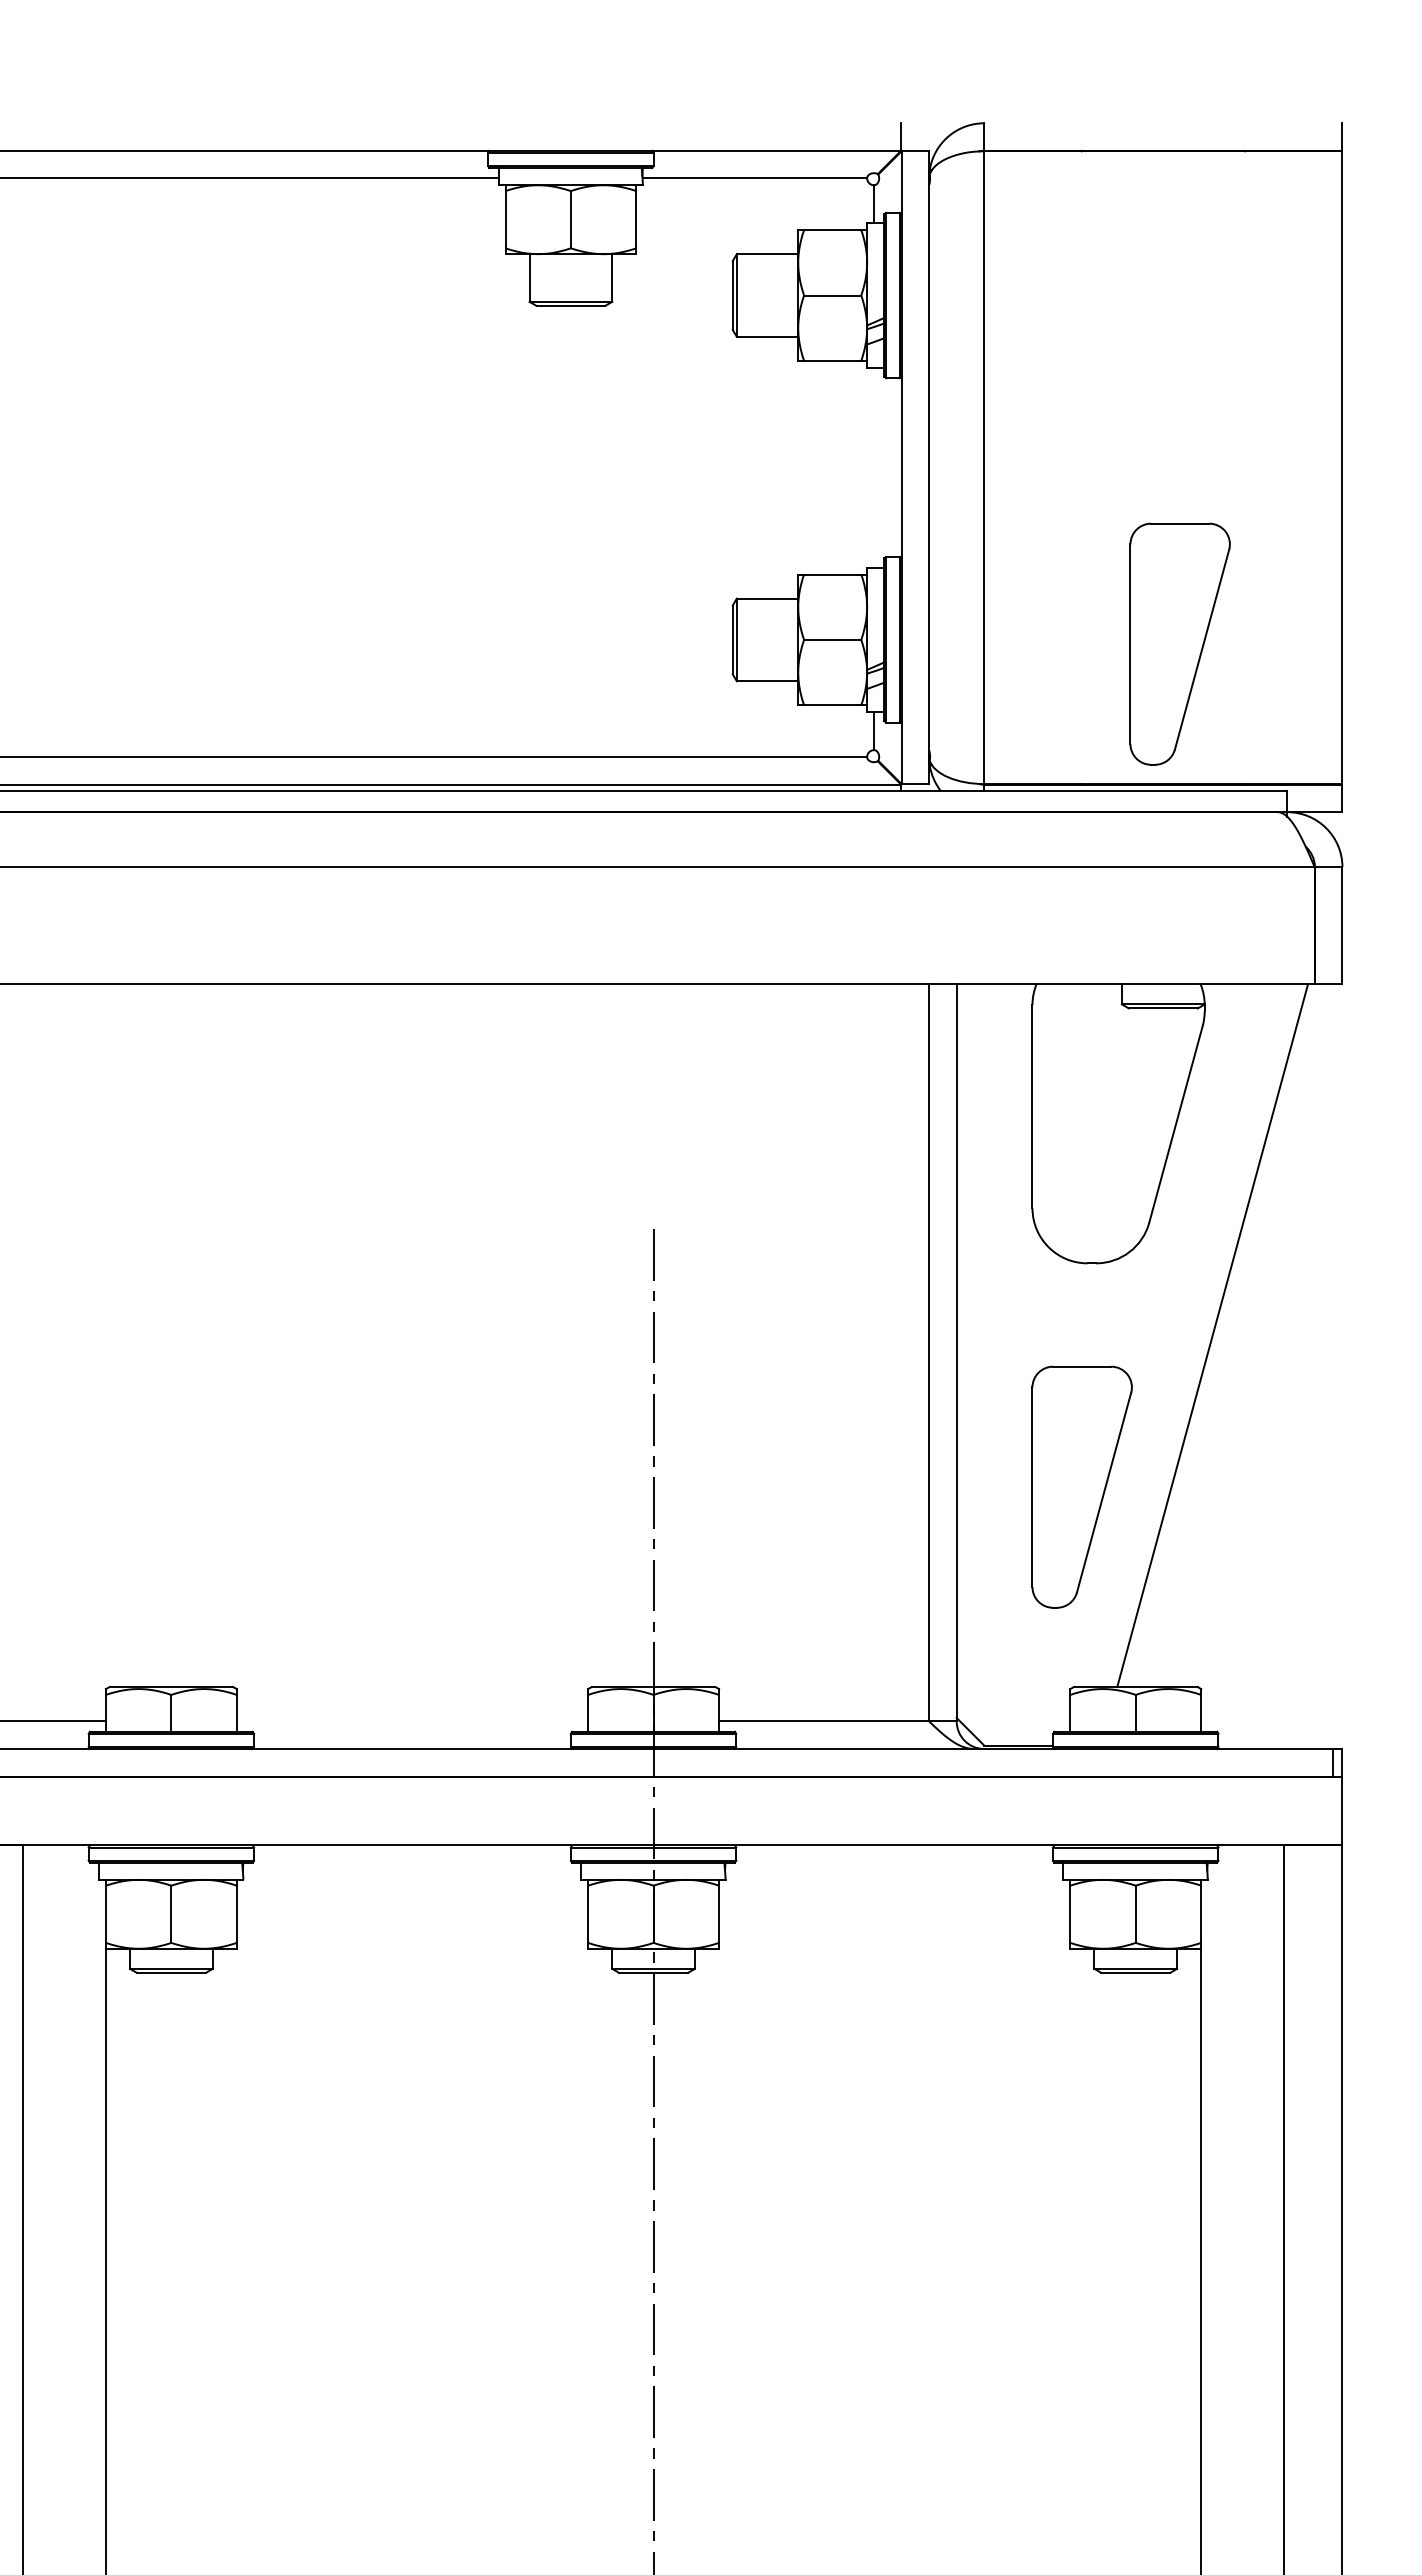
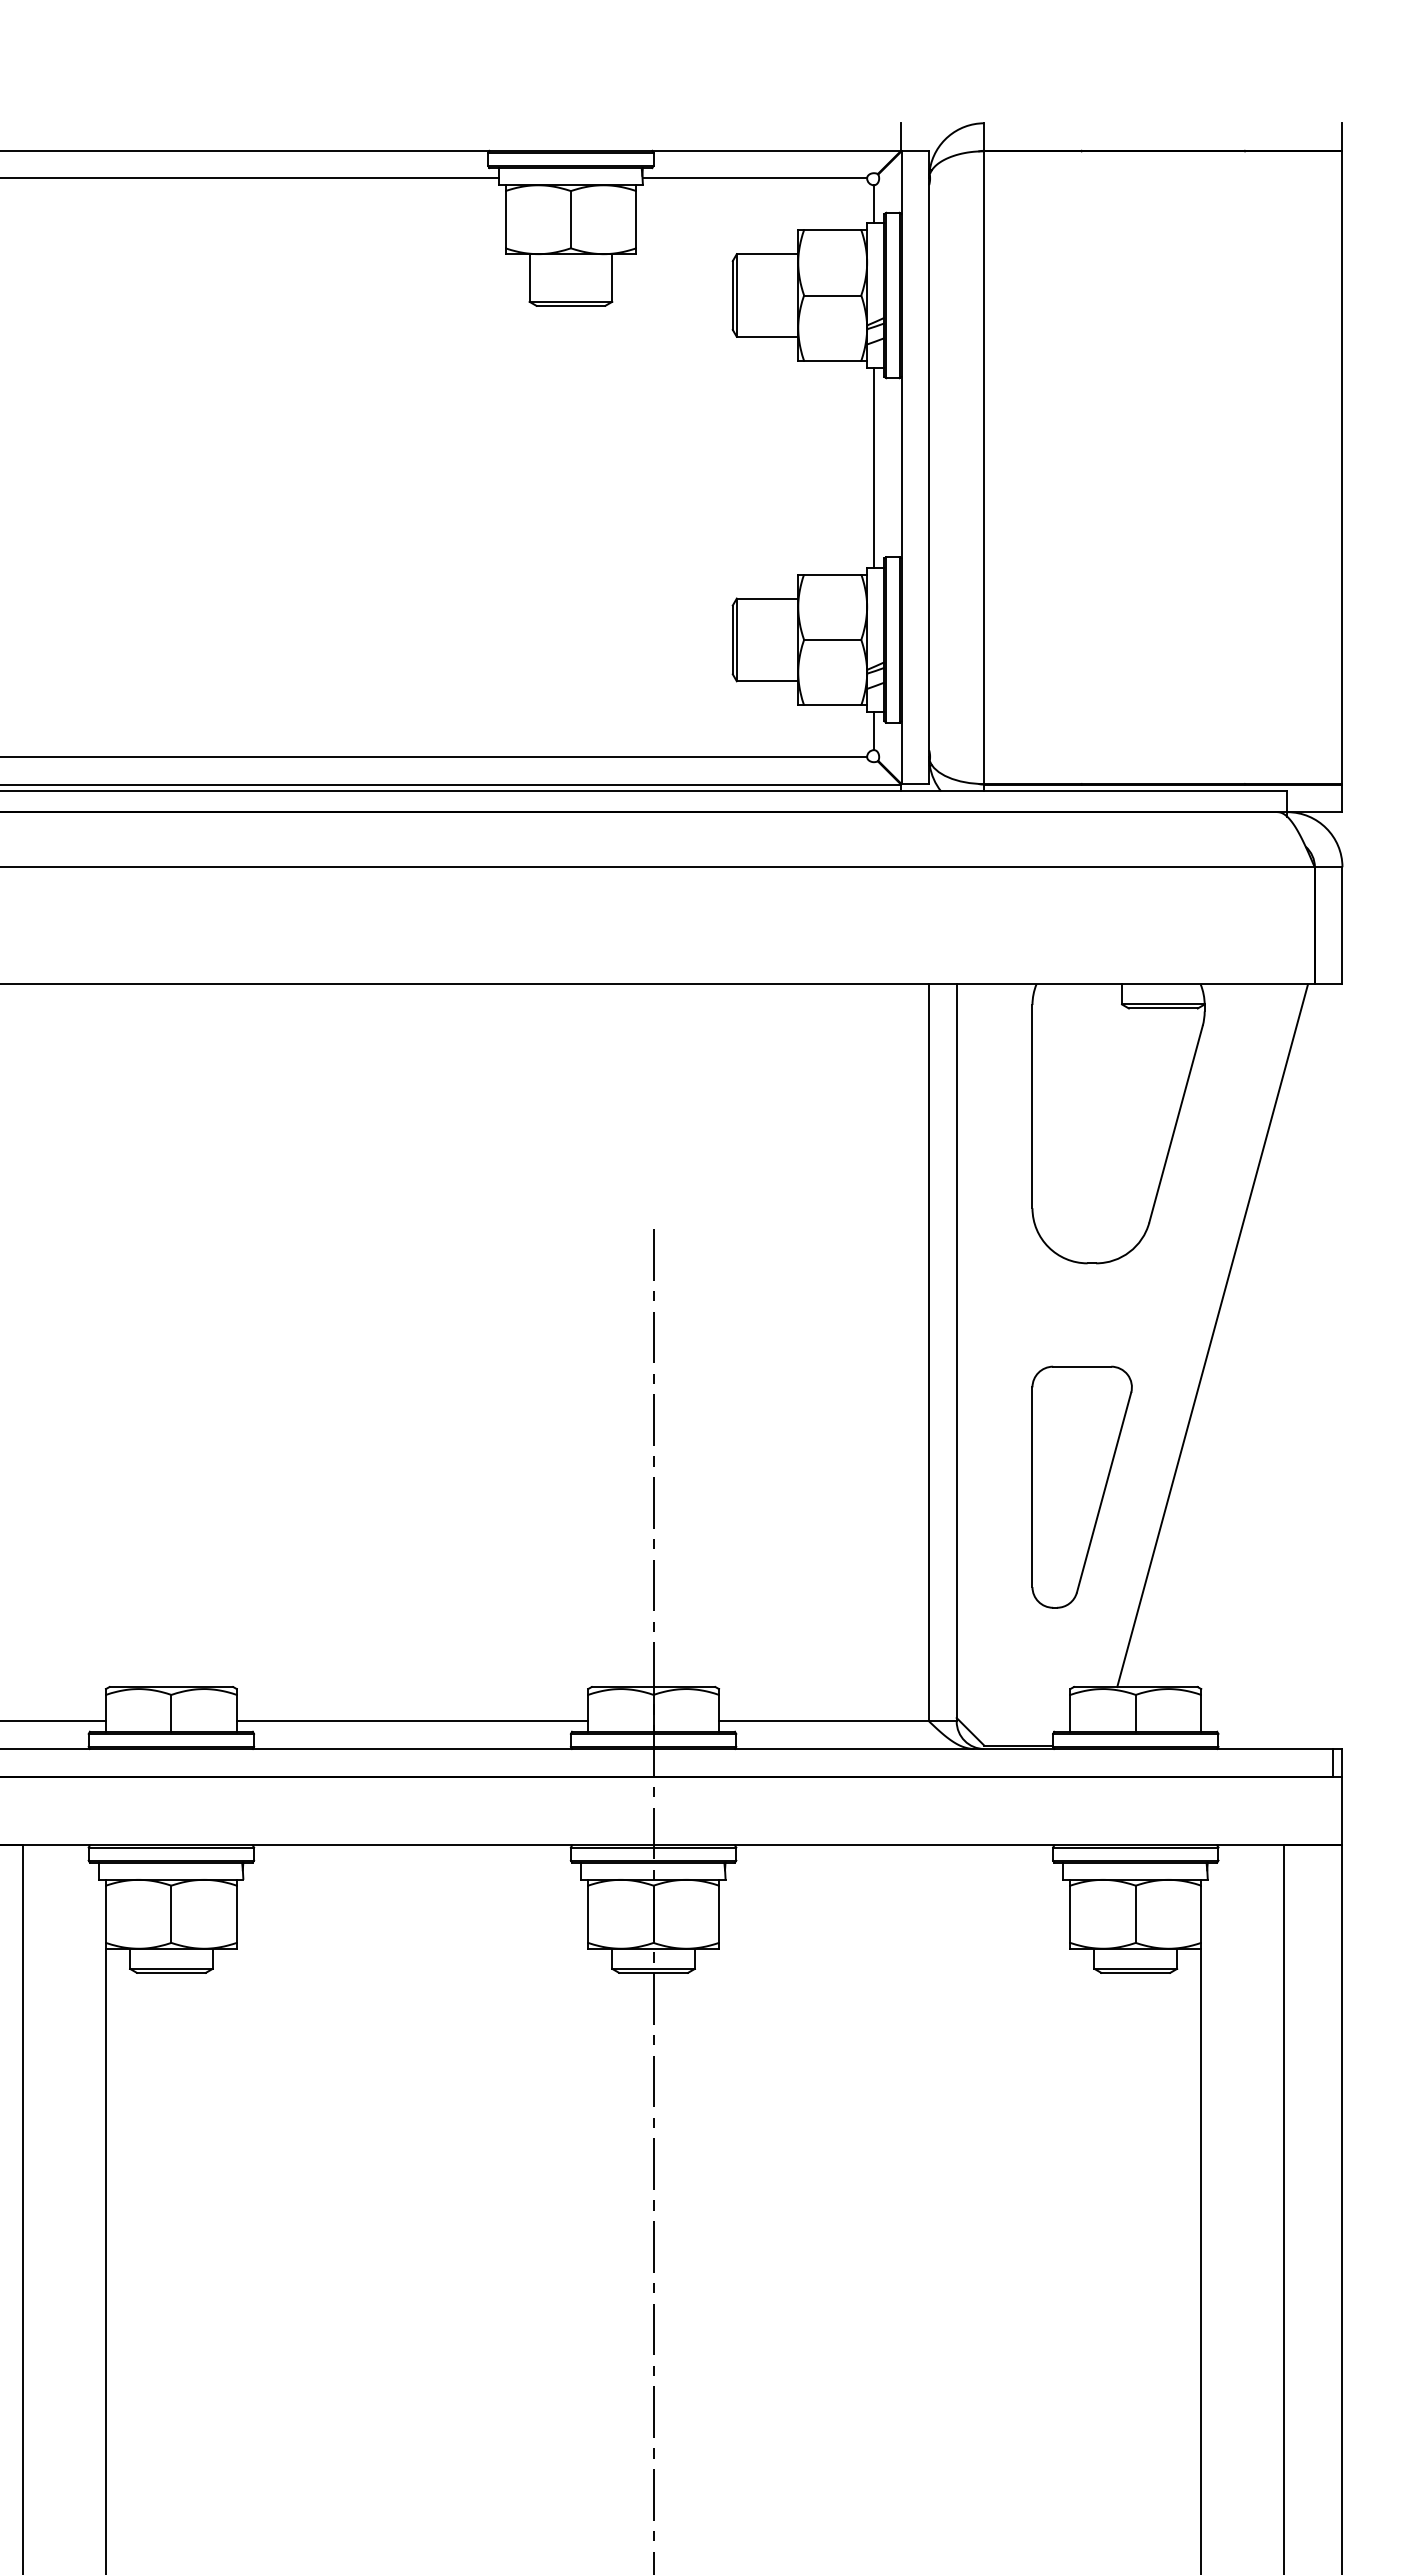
line: none -> present (874, 467)
part: present -> none (1179, 643)
line: none -> present (412, 1721)
